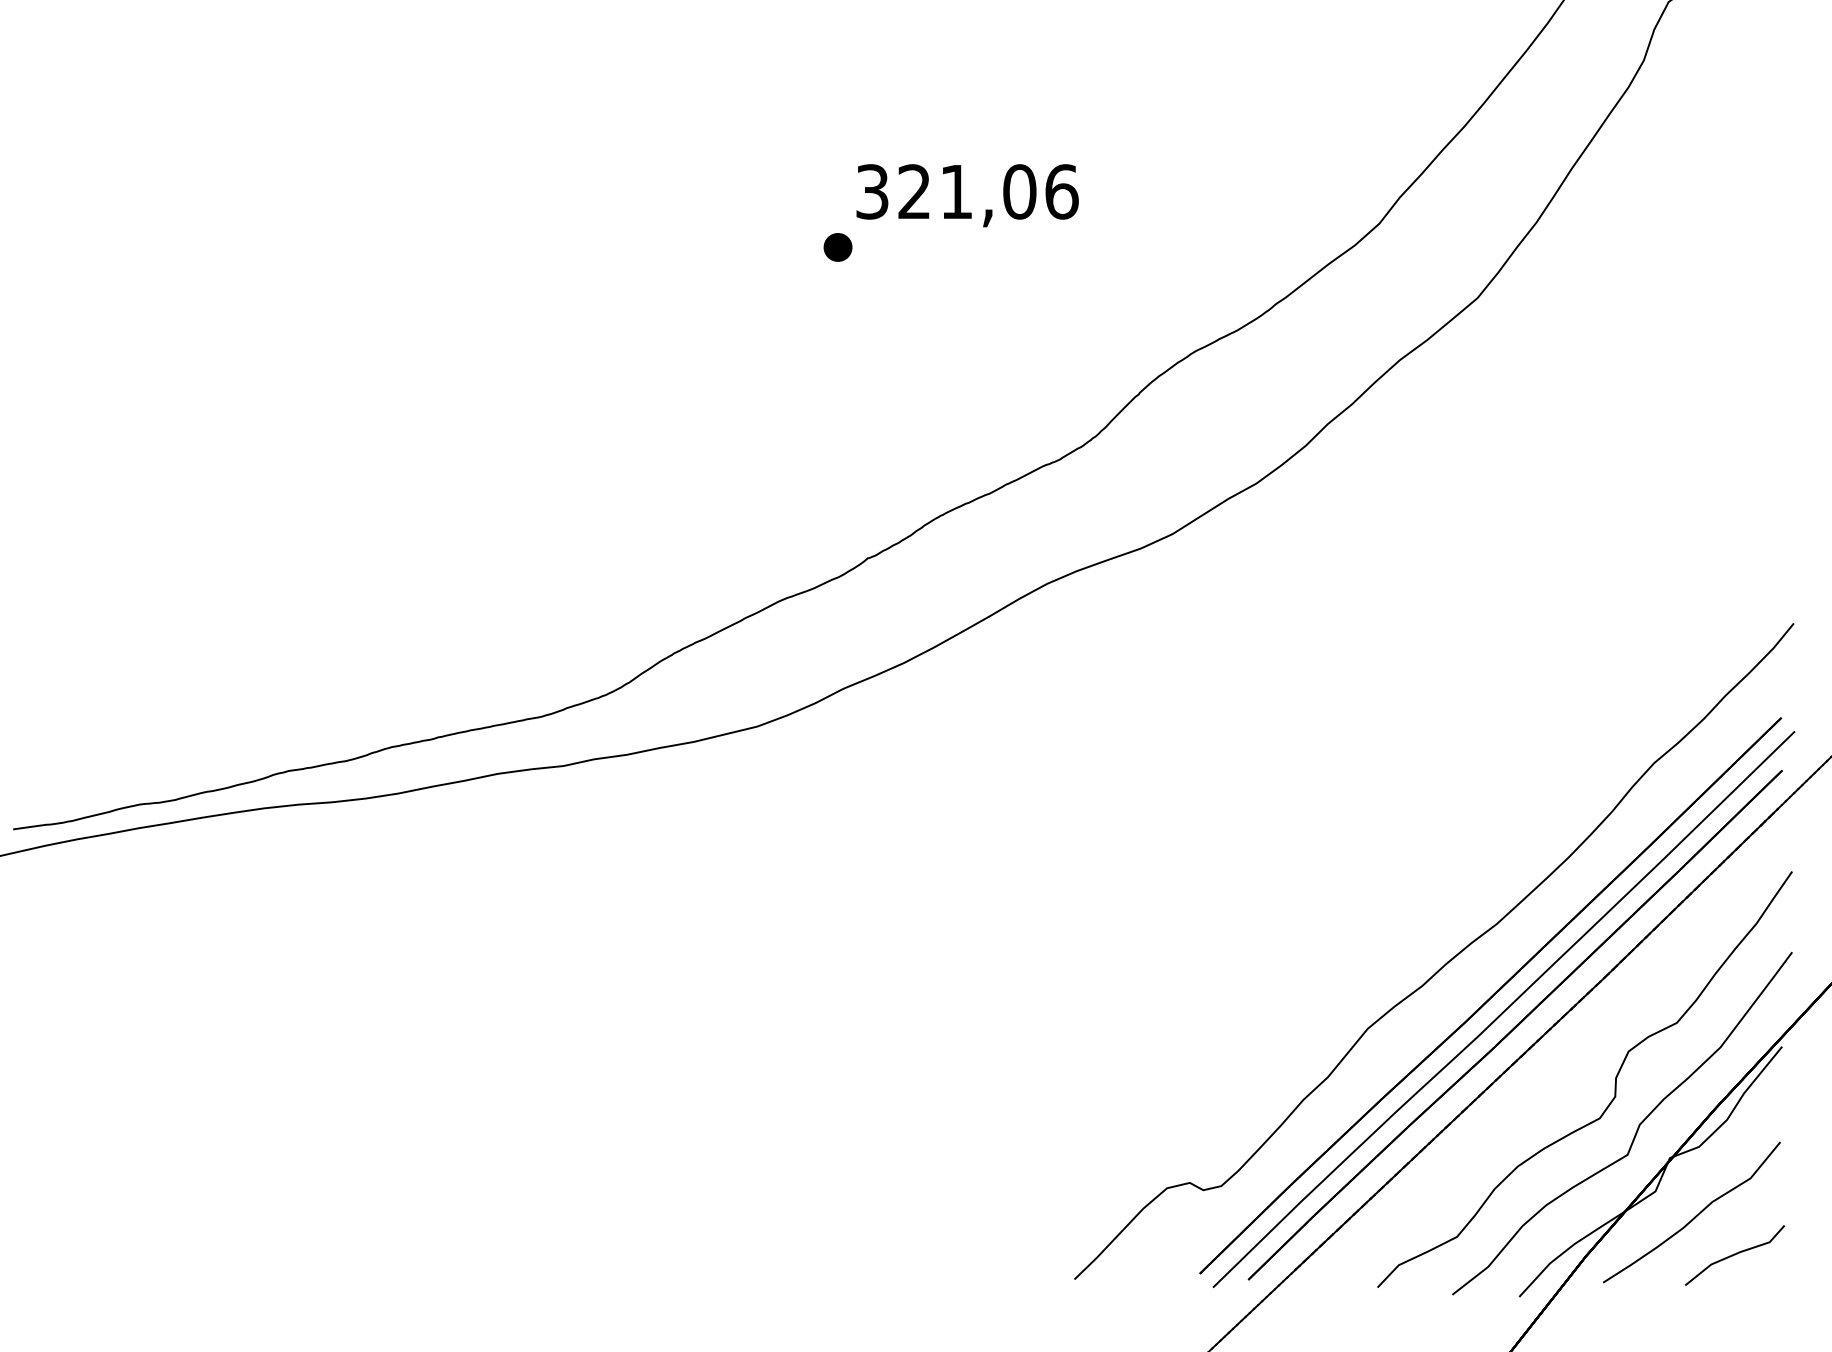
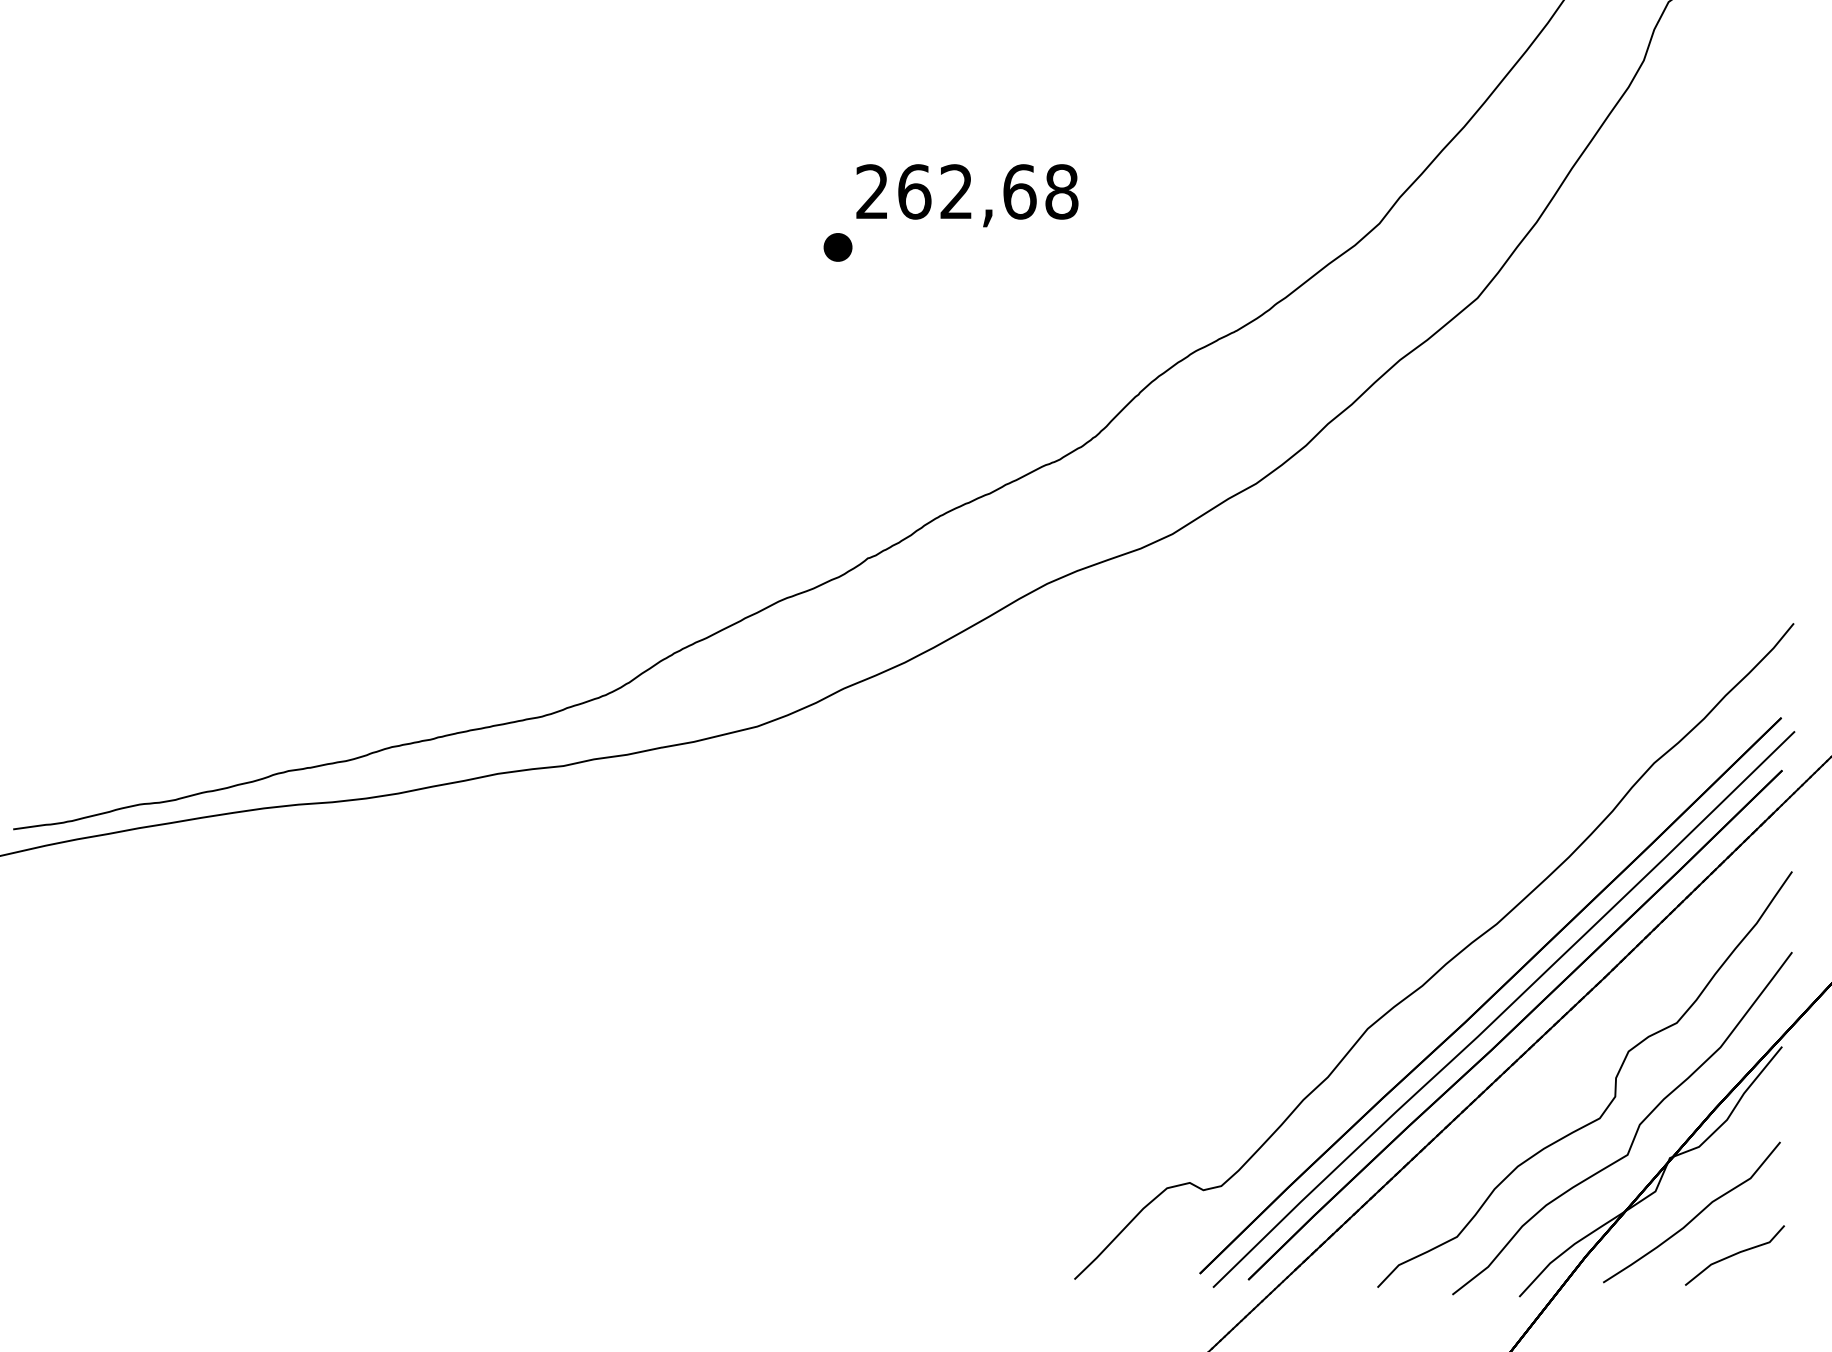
text: 321,06 -> 262,68 (967, 191)
